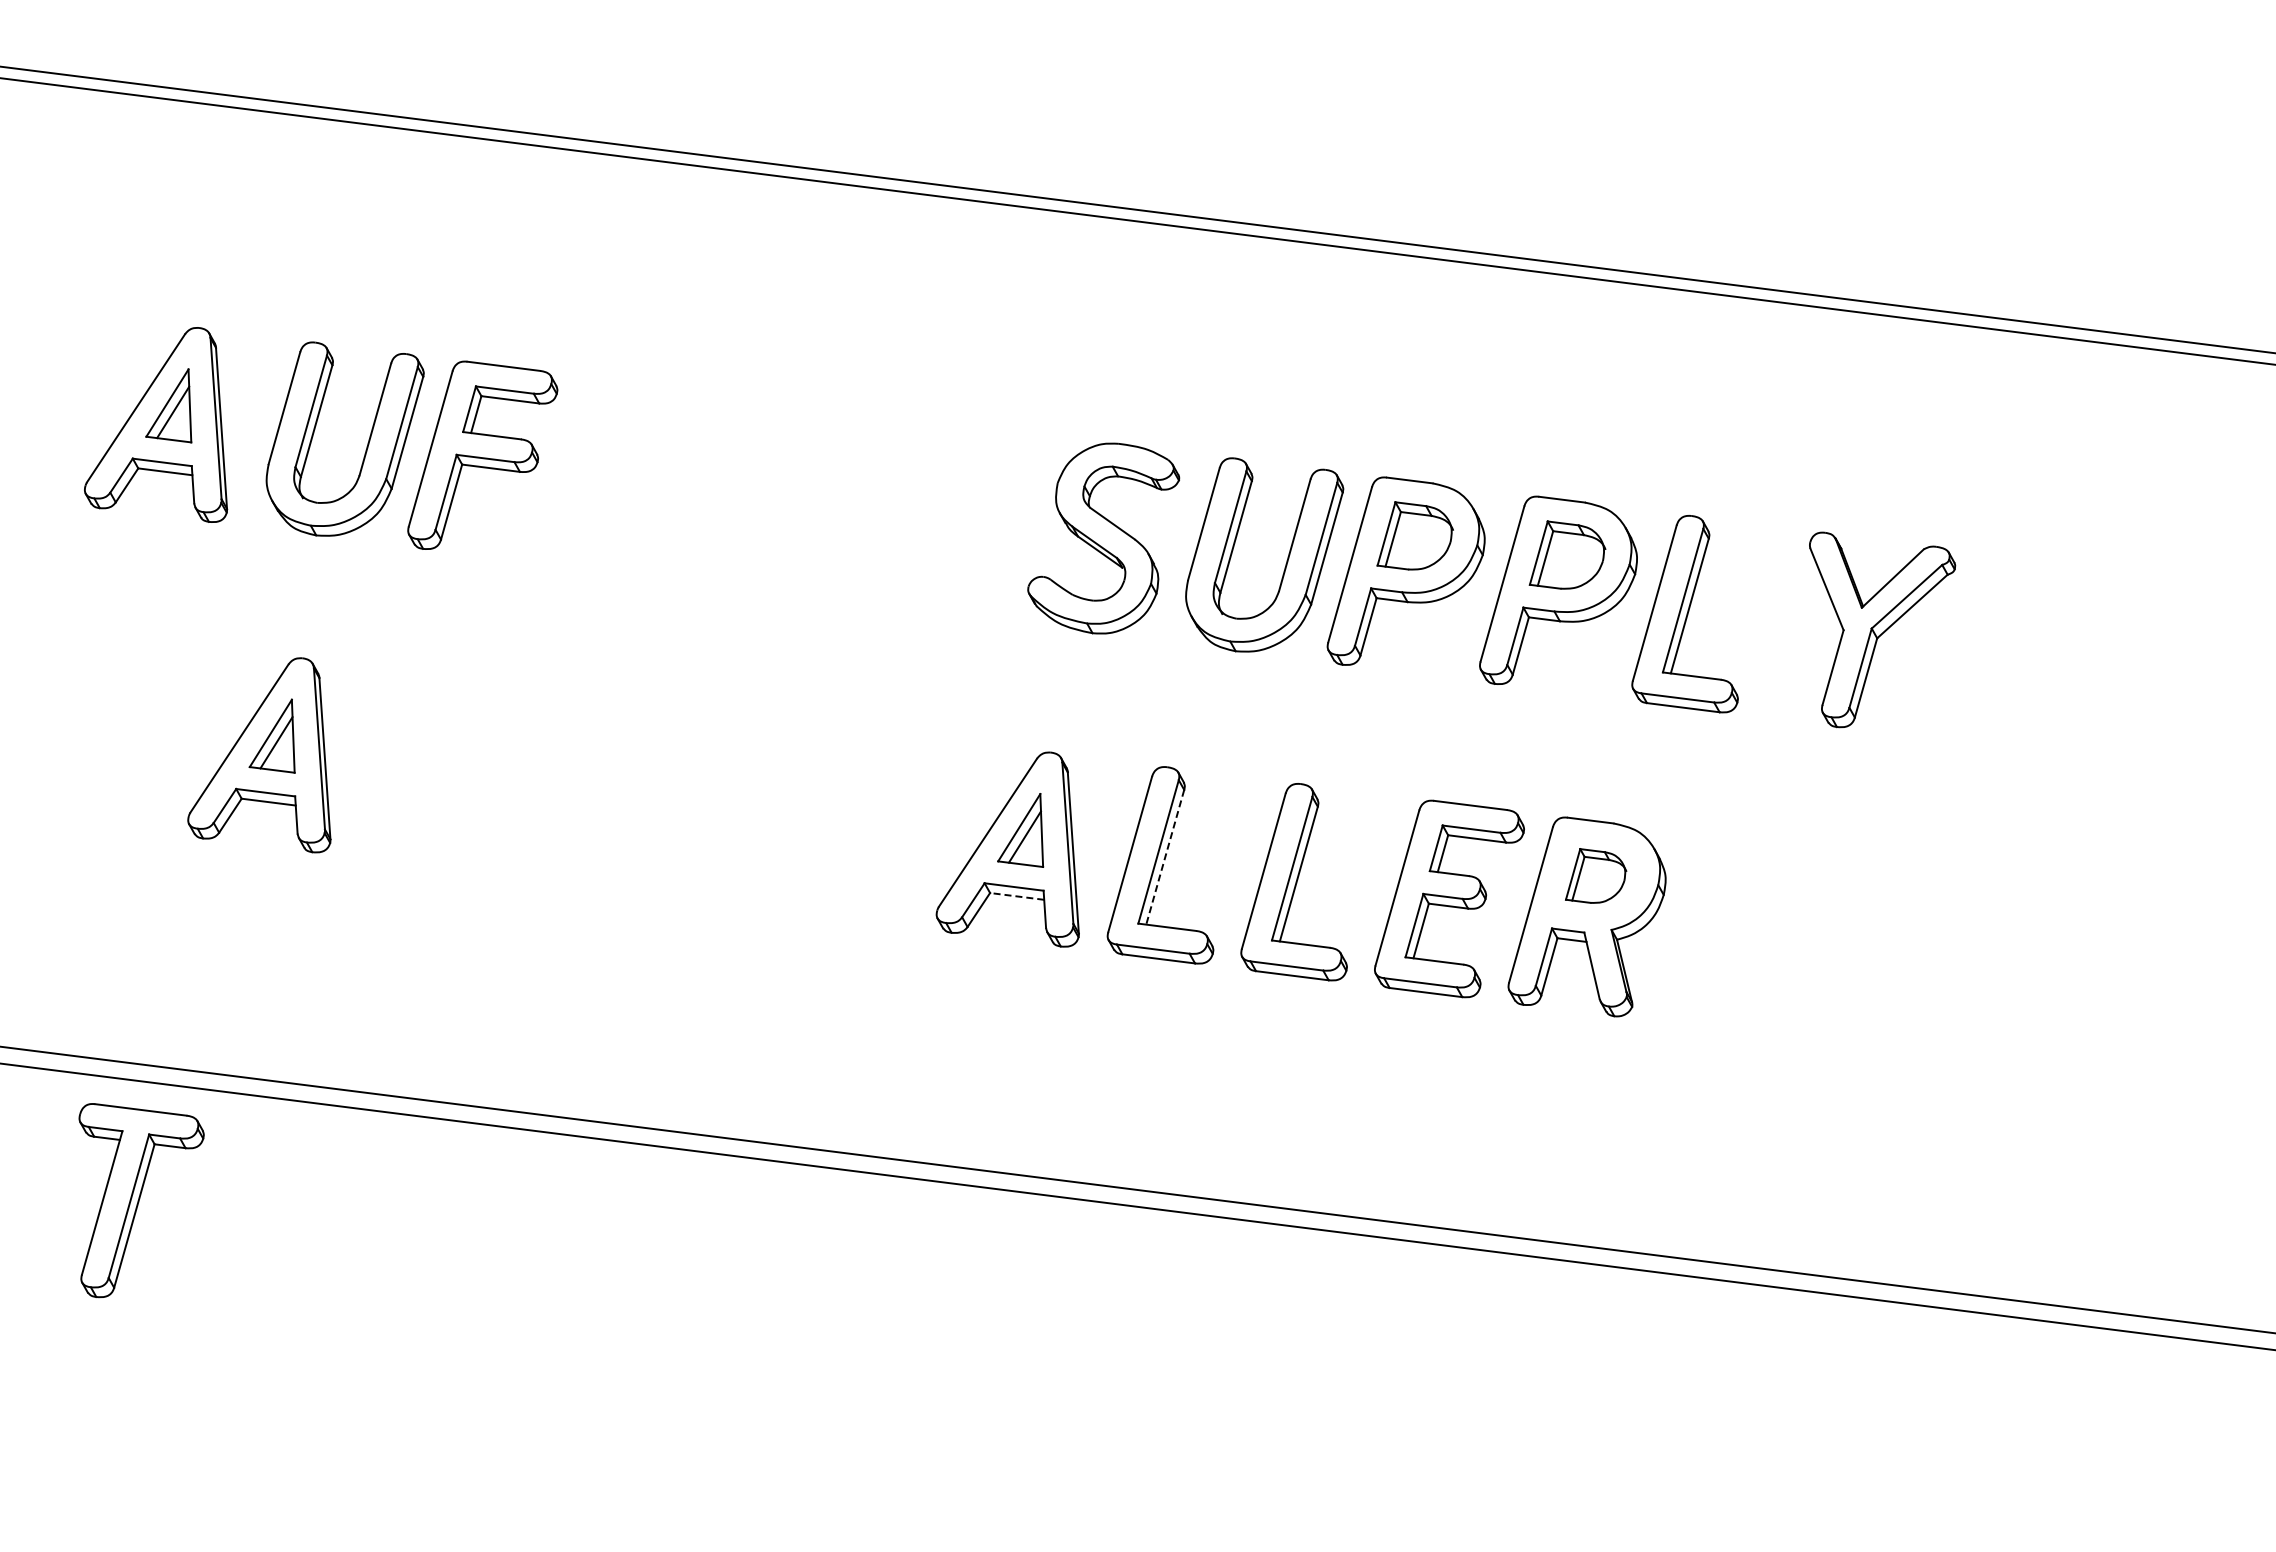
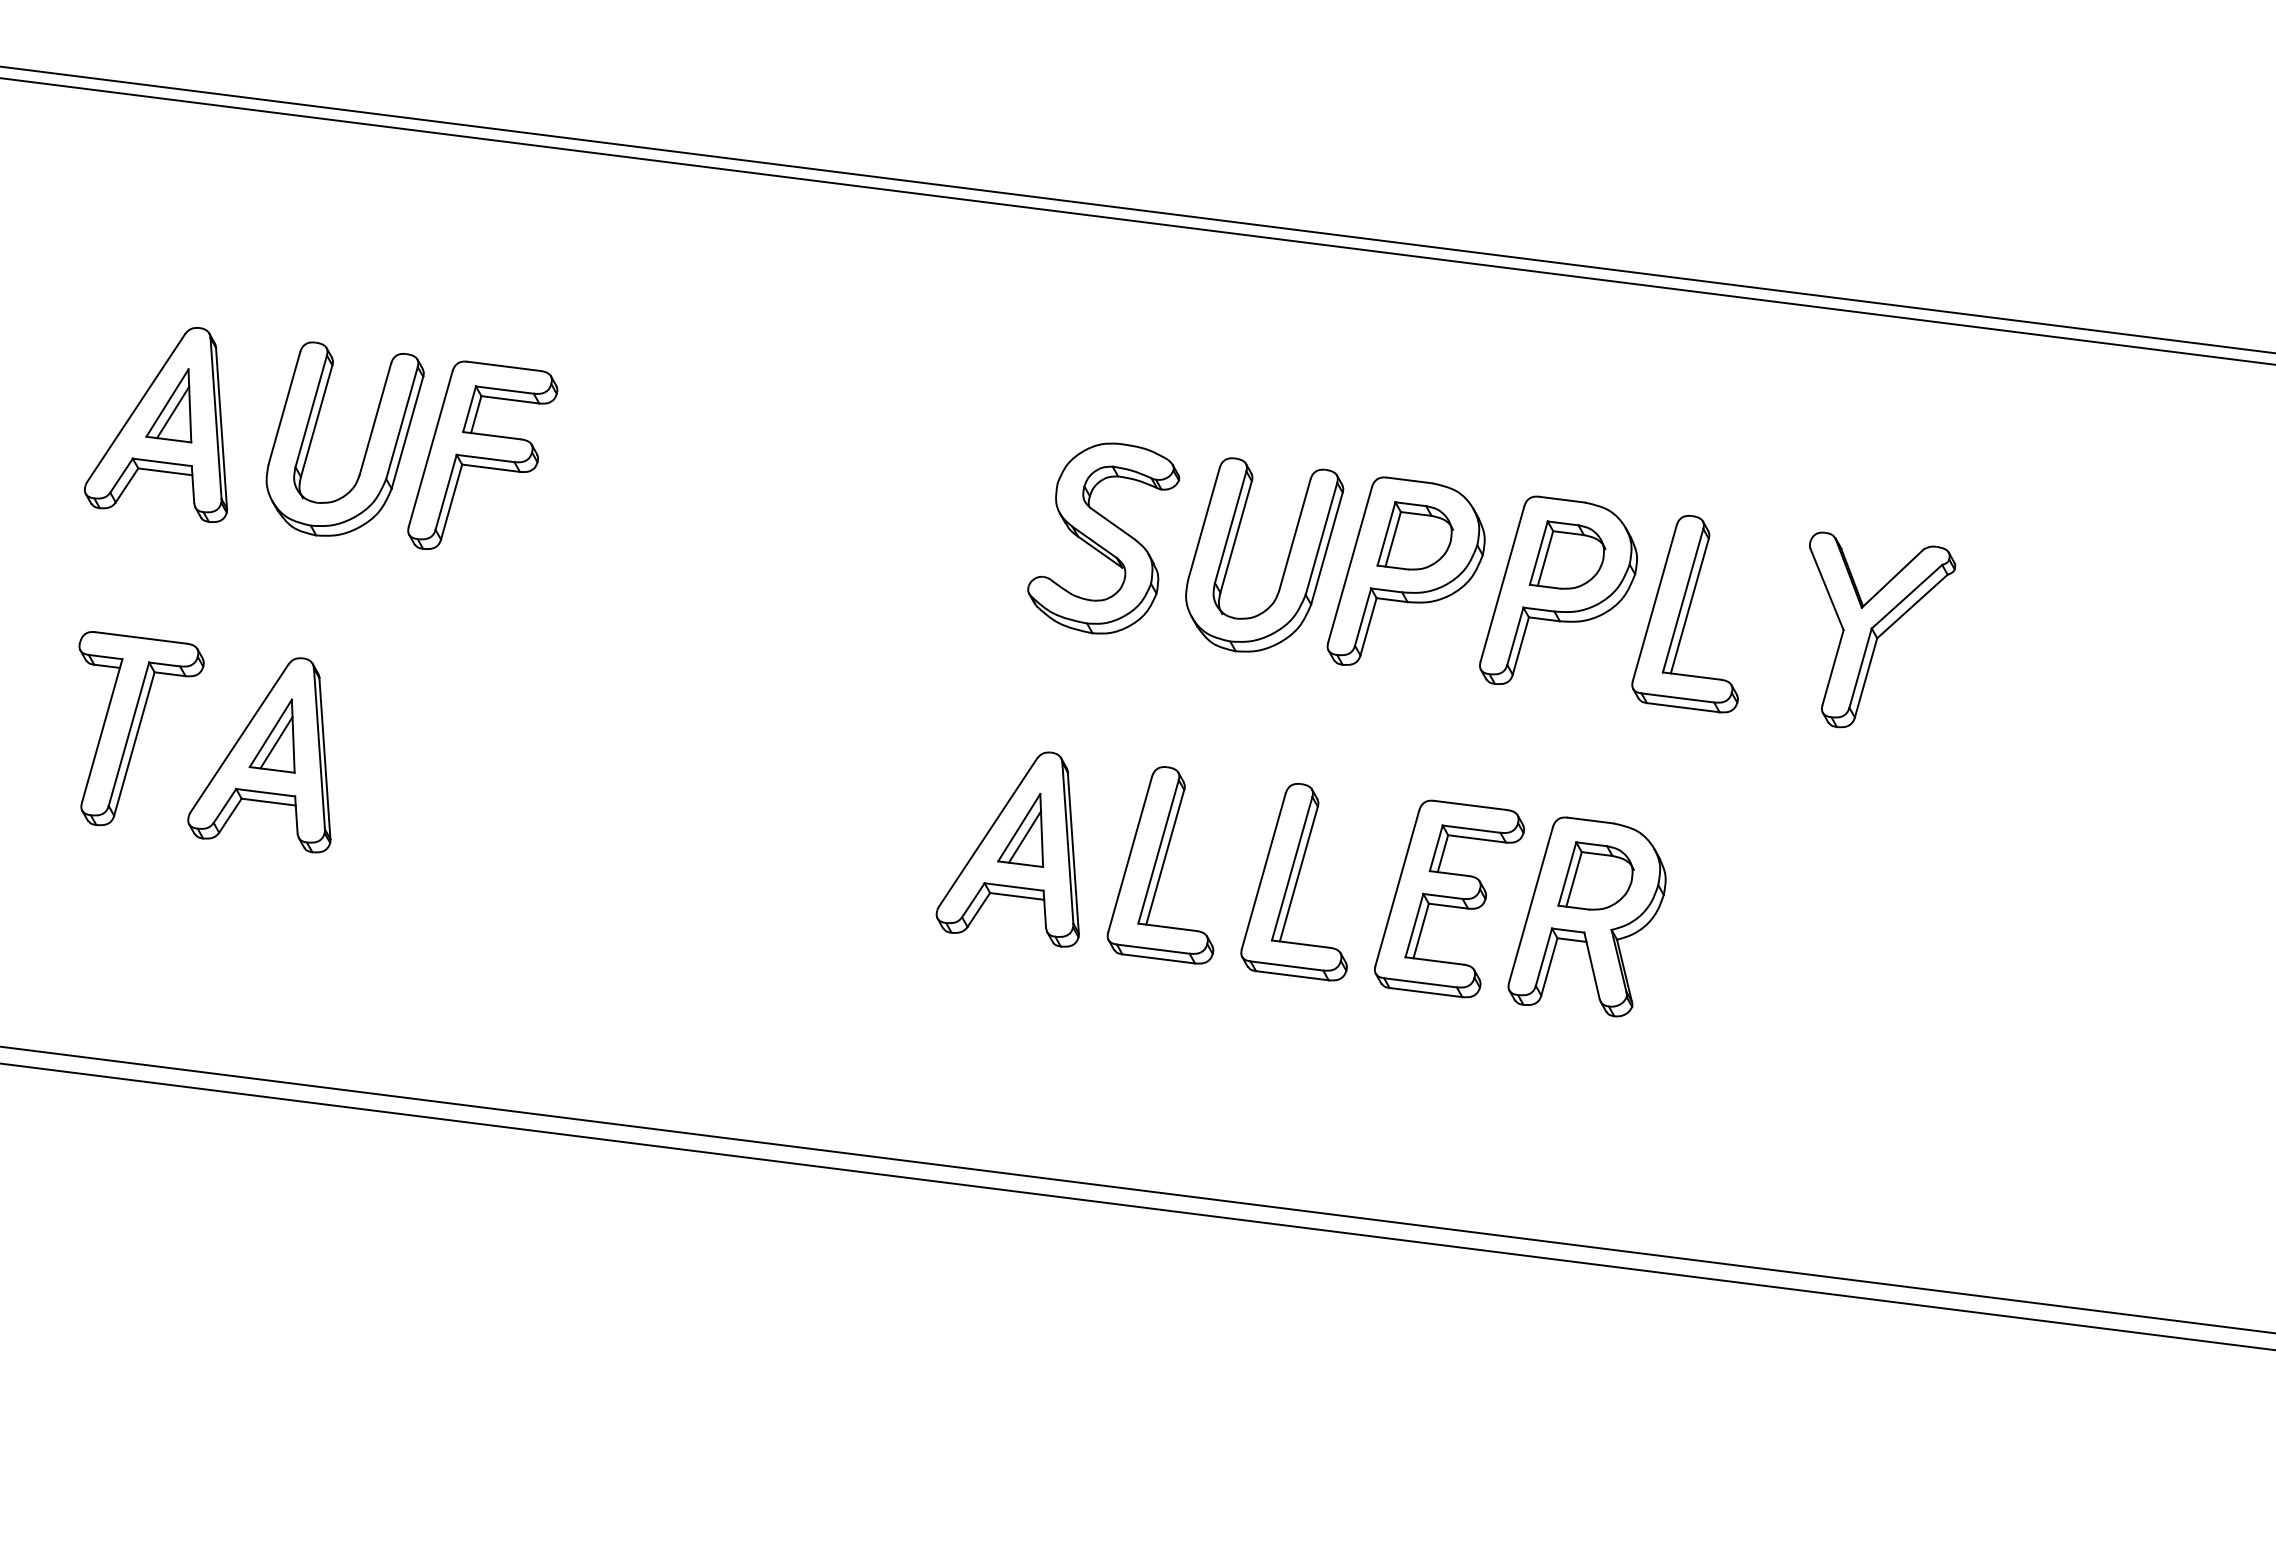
line: dashed -> solid (1165, 857)
part size: 63x56 px -> 78x70 px (1595, 875)
line: dashed -> solid (1016, 896)
part position: (141, 1200) -> (141, 728) (141, 728)
